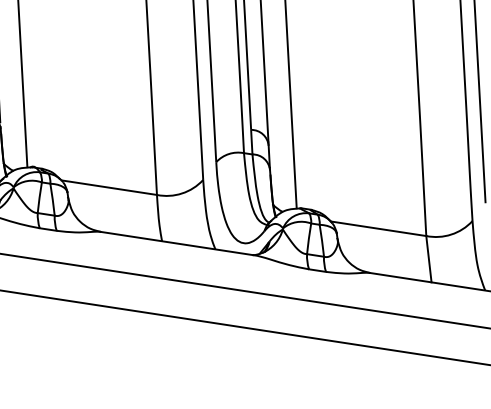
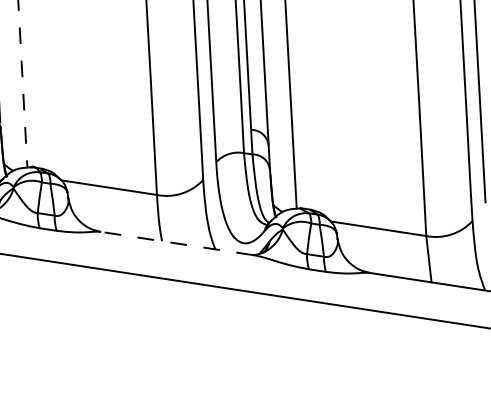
line: solid -> dashed (22, 84)
line: solid -> dashed (176, 243)
line: present -> none (244, 327)
